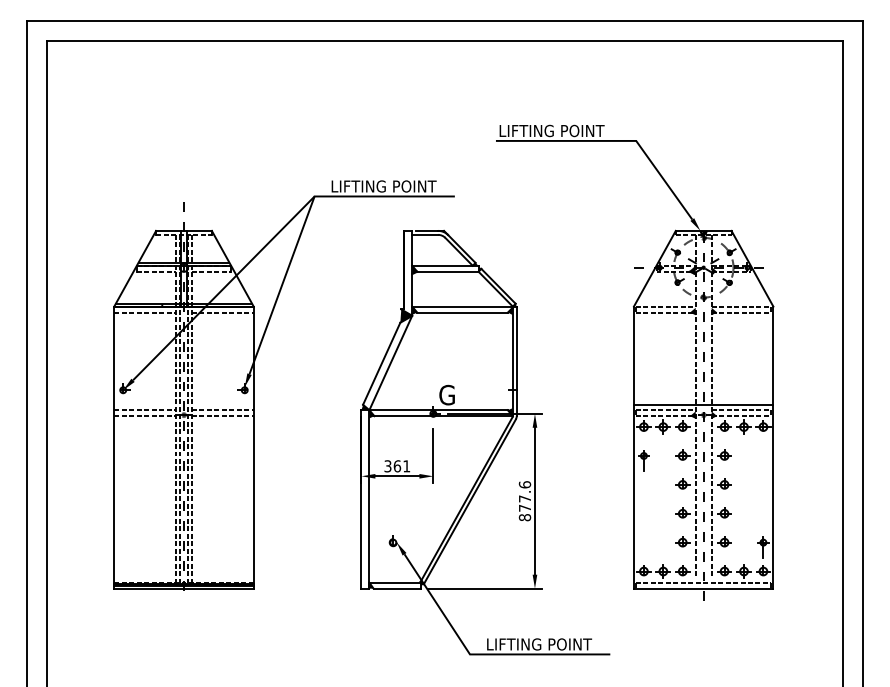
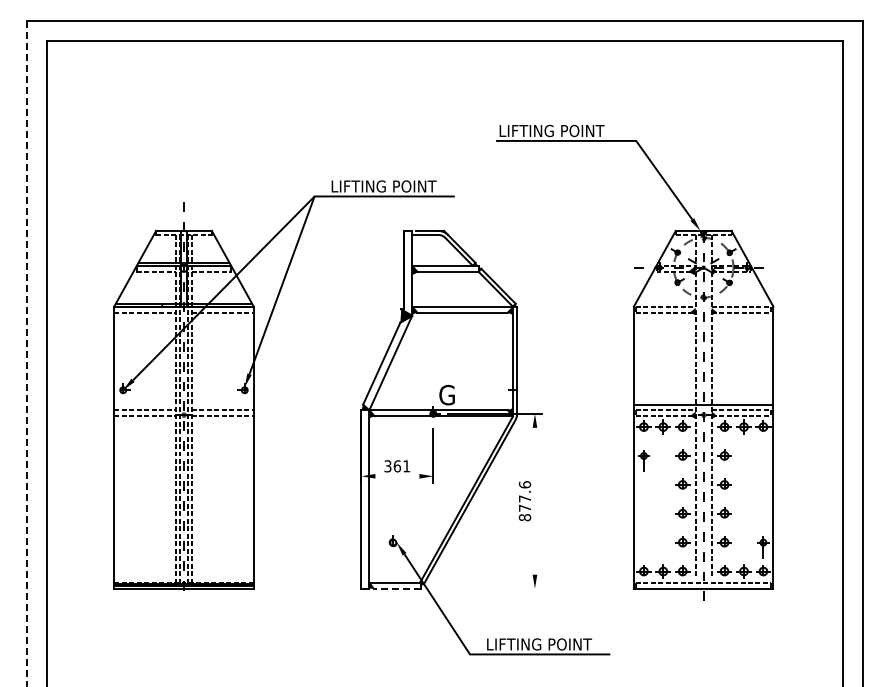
line: solid -> dashed (26, 353)
line: present -> none (397, 476)
line: present -> none (534, 500)
line: solid -> dashed (397, 588)
line: present -> none (485, 588)
